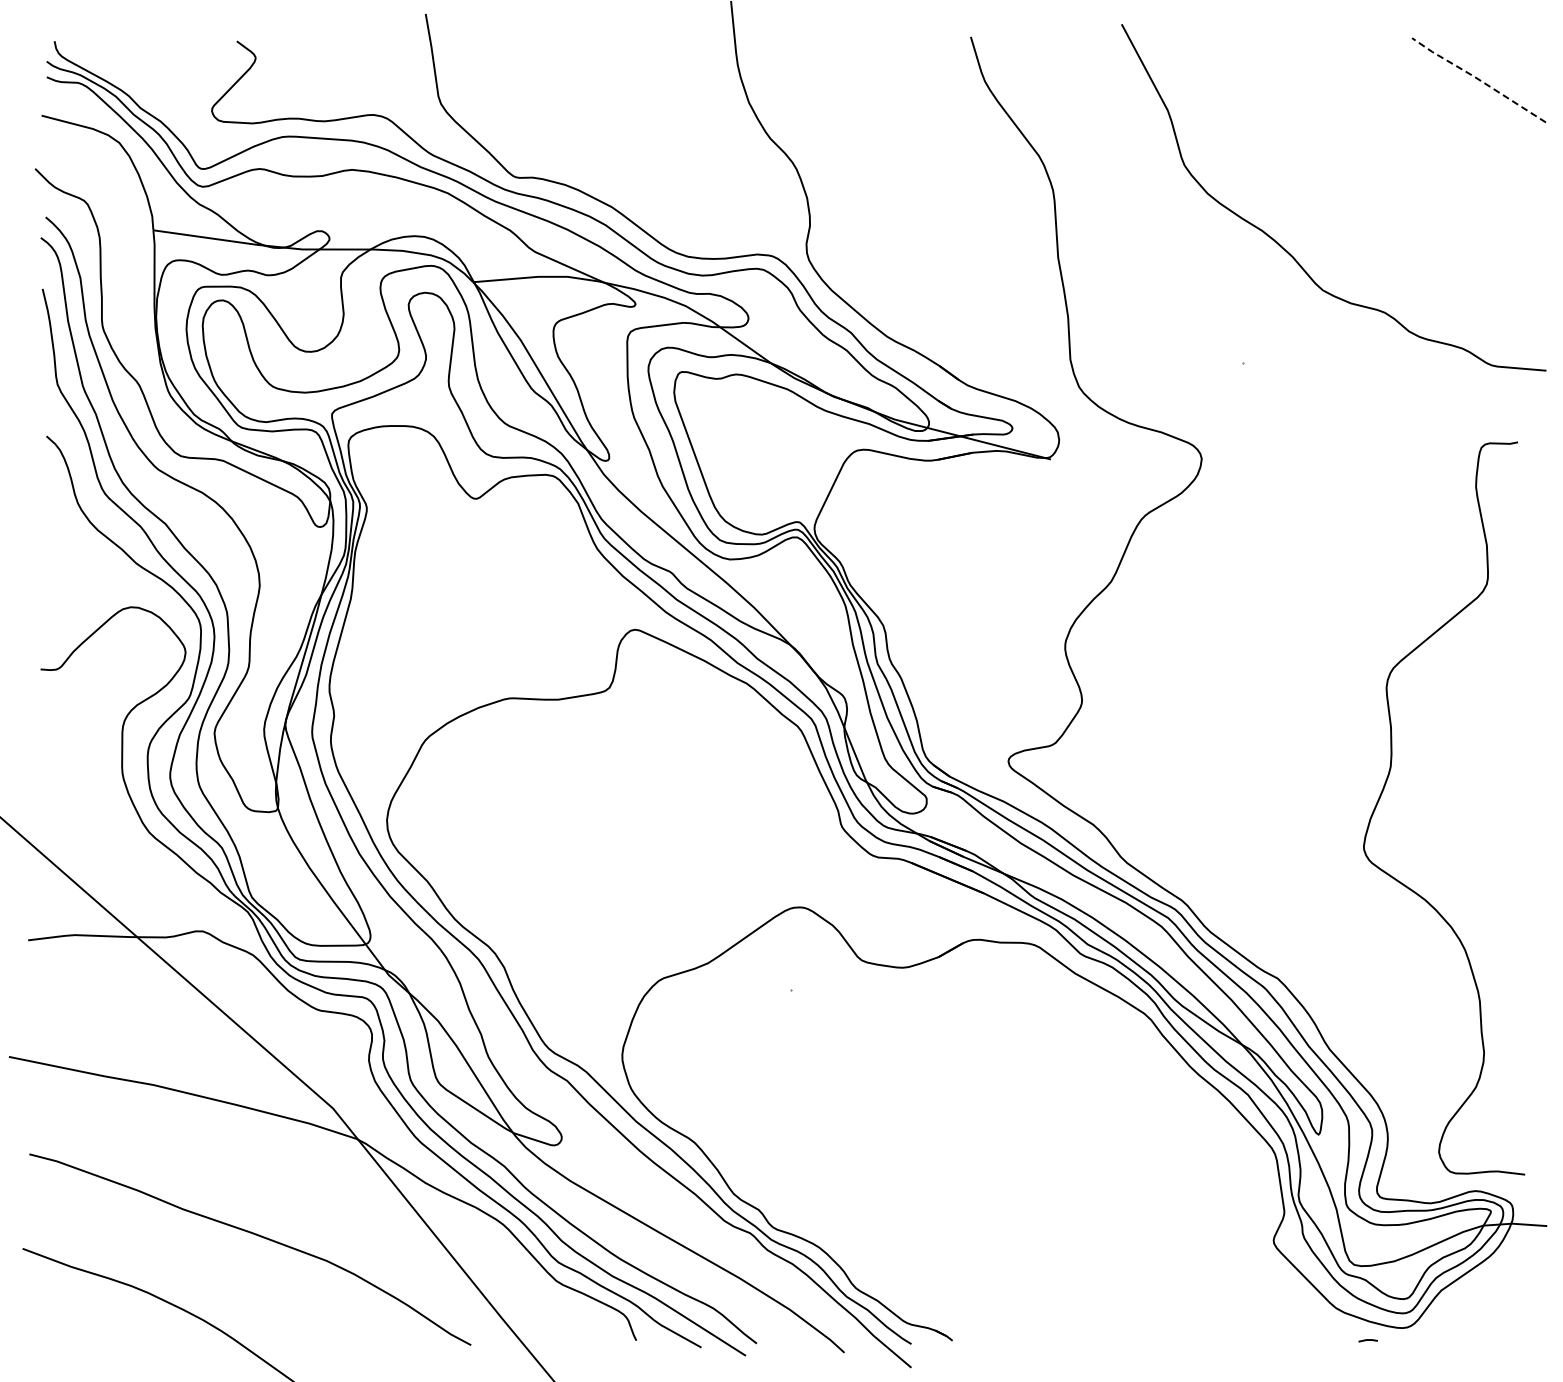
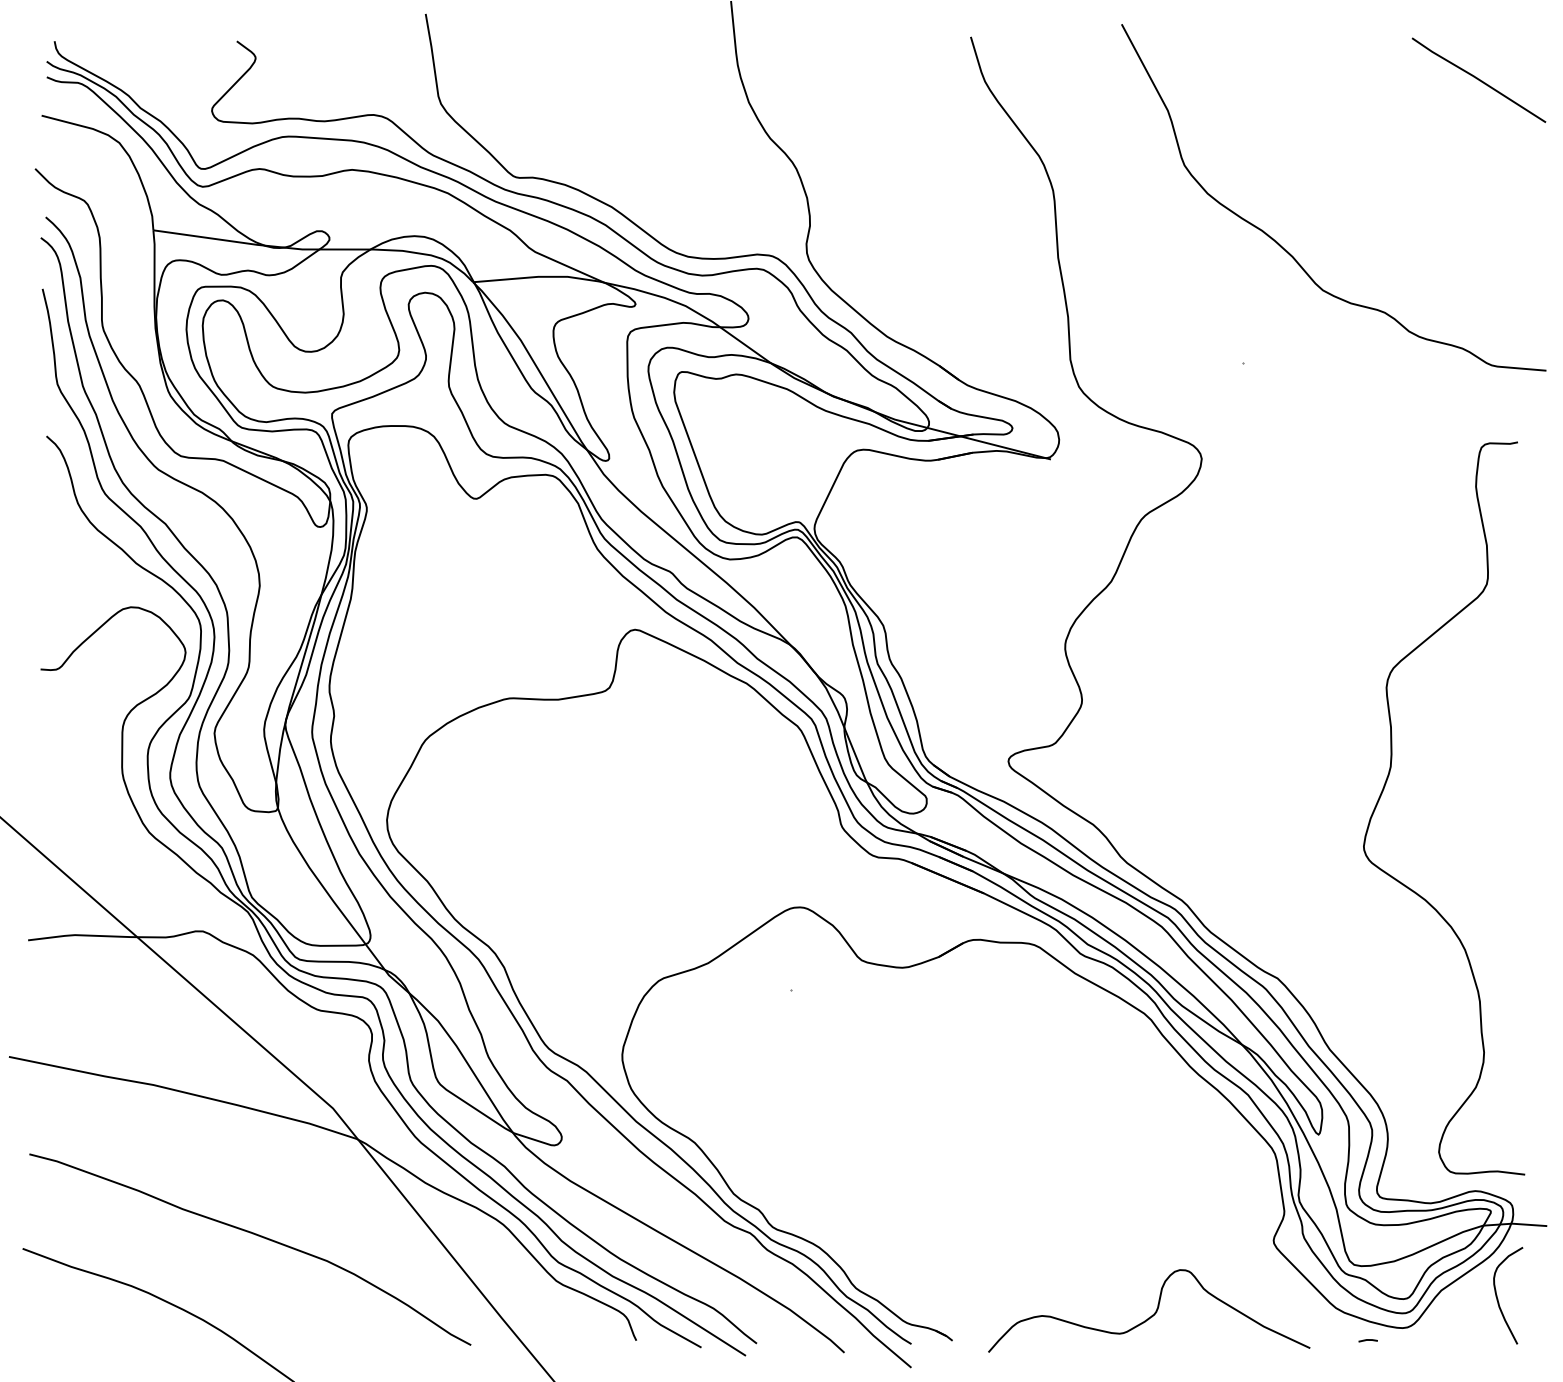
line: dashed -> solid (1477, 78)
curve: none -> present (1498, 1298)
curve: none -> present (1153, 1313)
